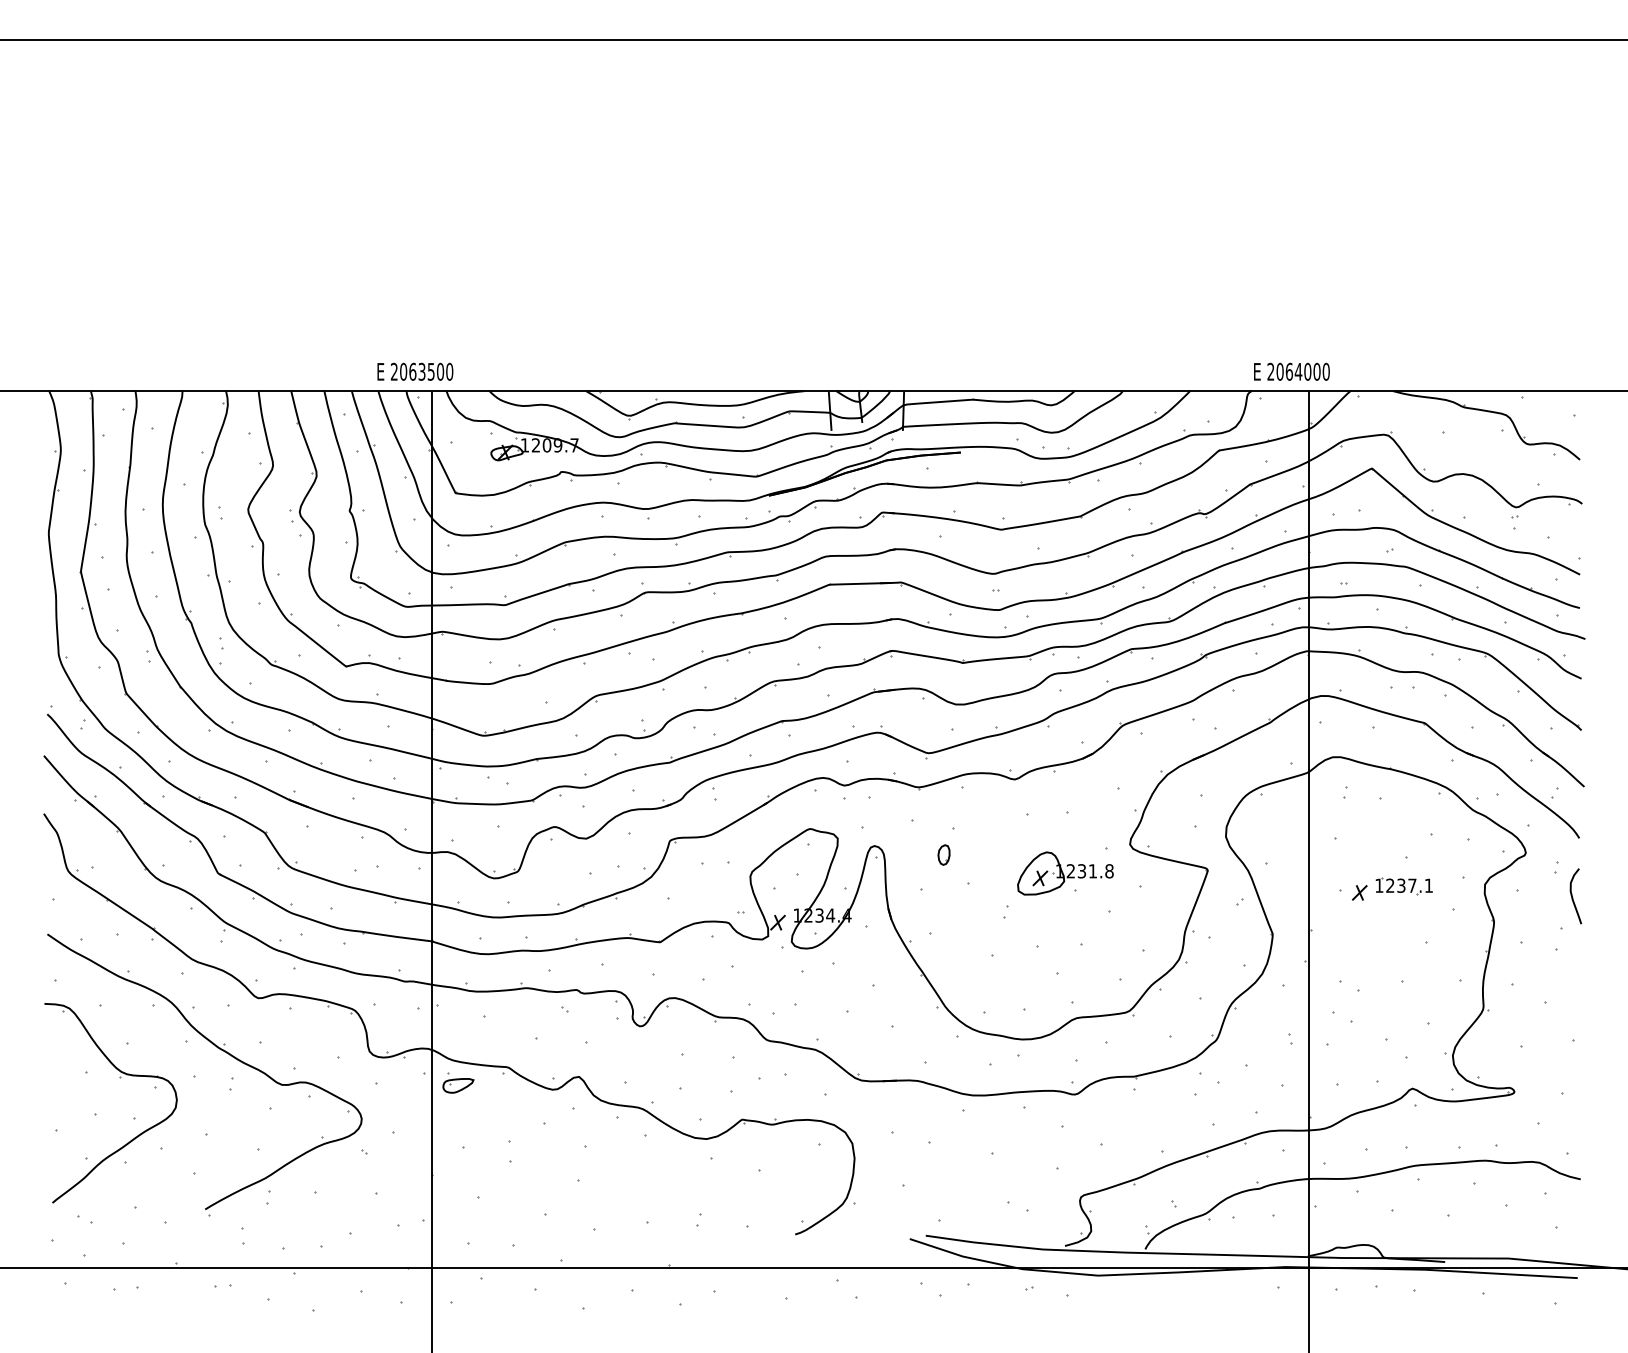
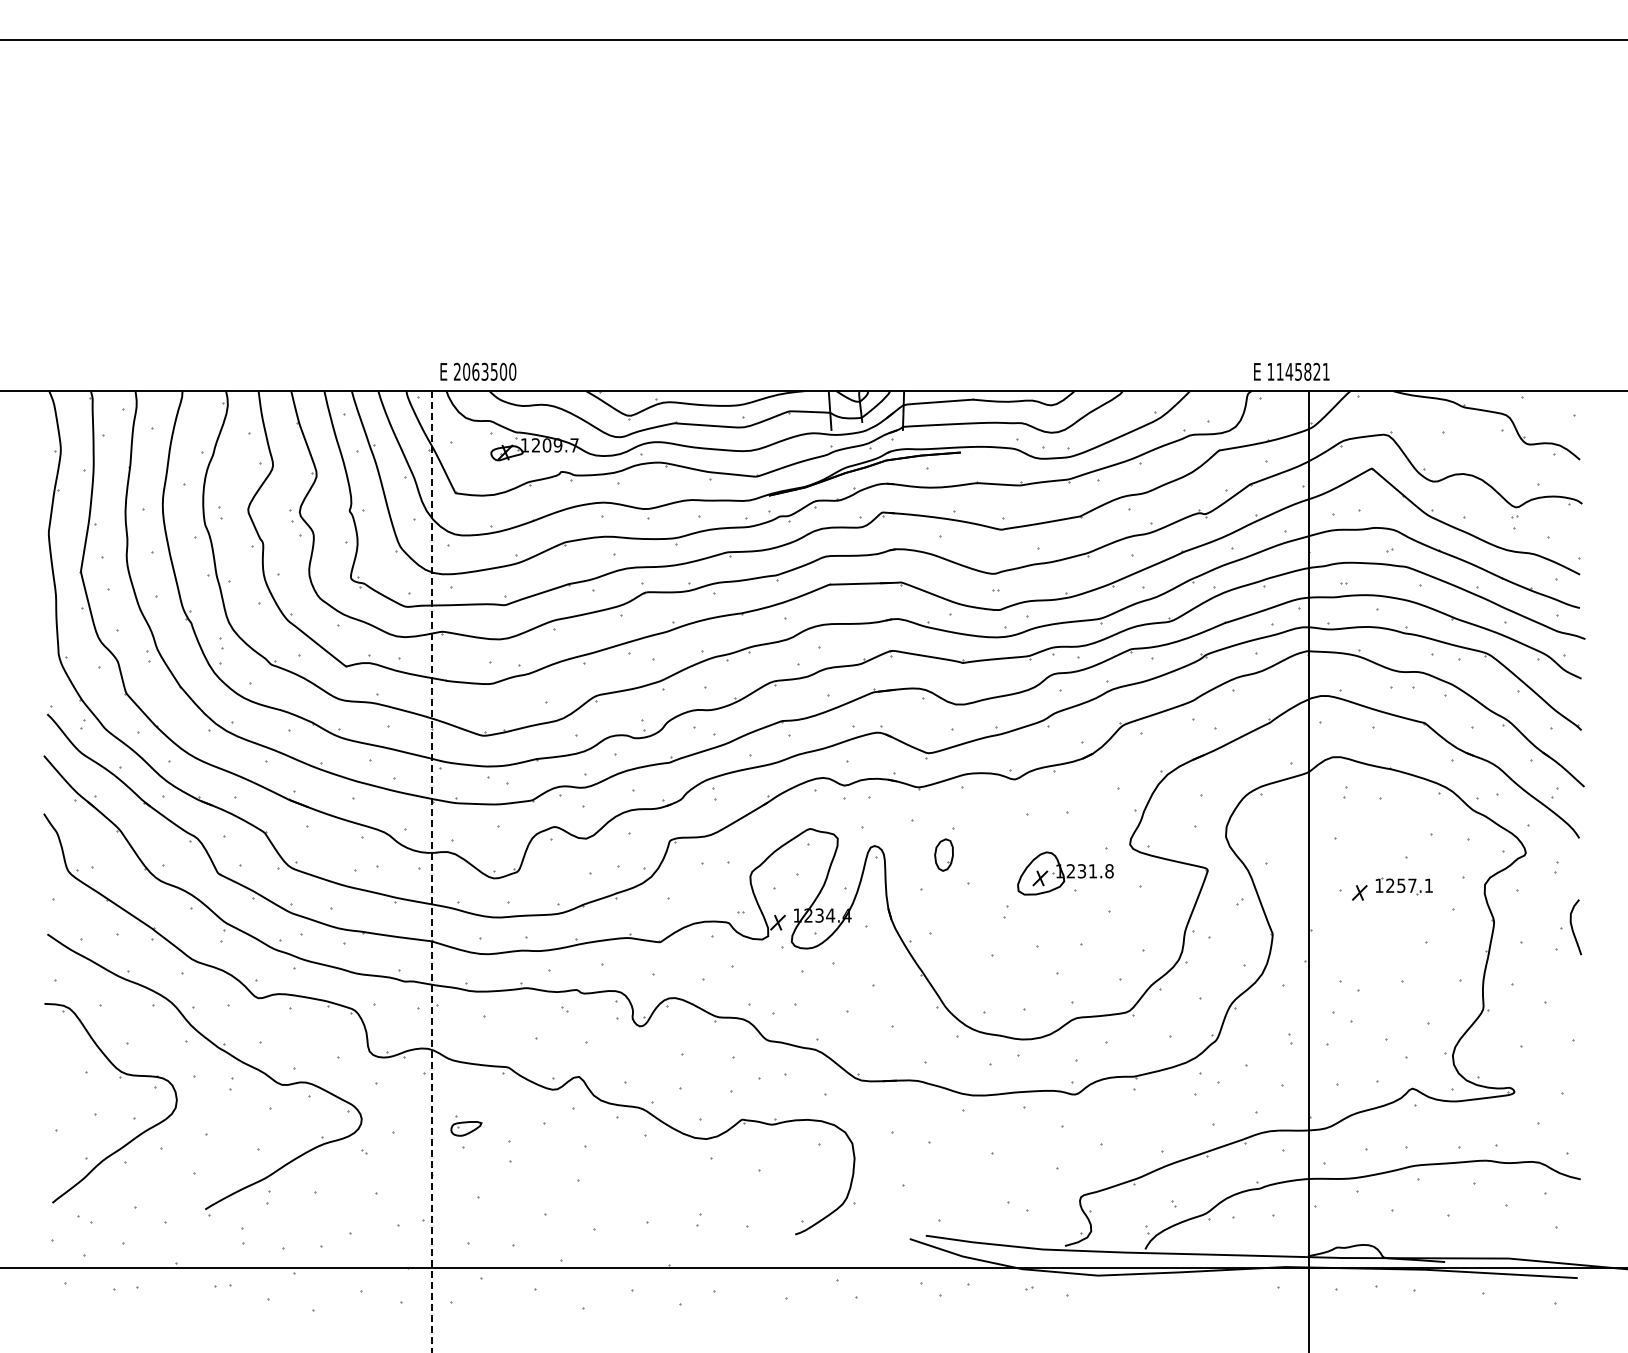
text position: (415, 371) -> (478, 371) (478, 371)
text: 2064000 -> 1145821 (1298, 371)
part size: 14x22 px -> 20x34 px (943, 854)
line: solid -> dashed (431, 872)
text: 1237.1 -> 1257.1 (1401, 885)
curve position: (1573, 897) -> (1573, 928) (1573, 928)
part position: (458, 1082) -> (466, 1125) (466, 1125)
